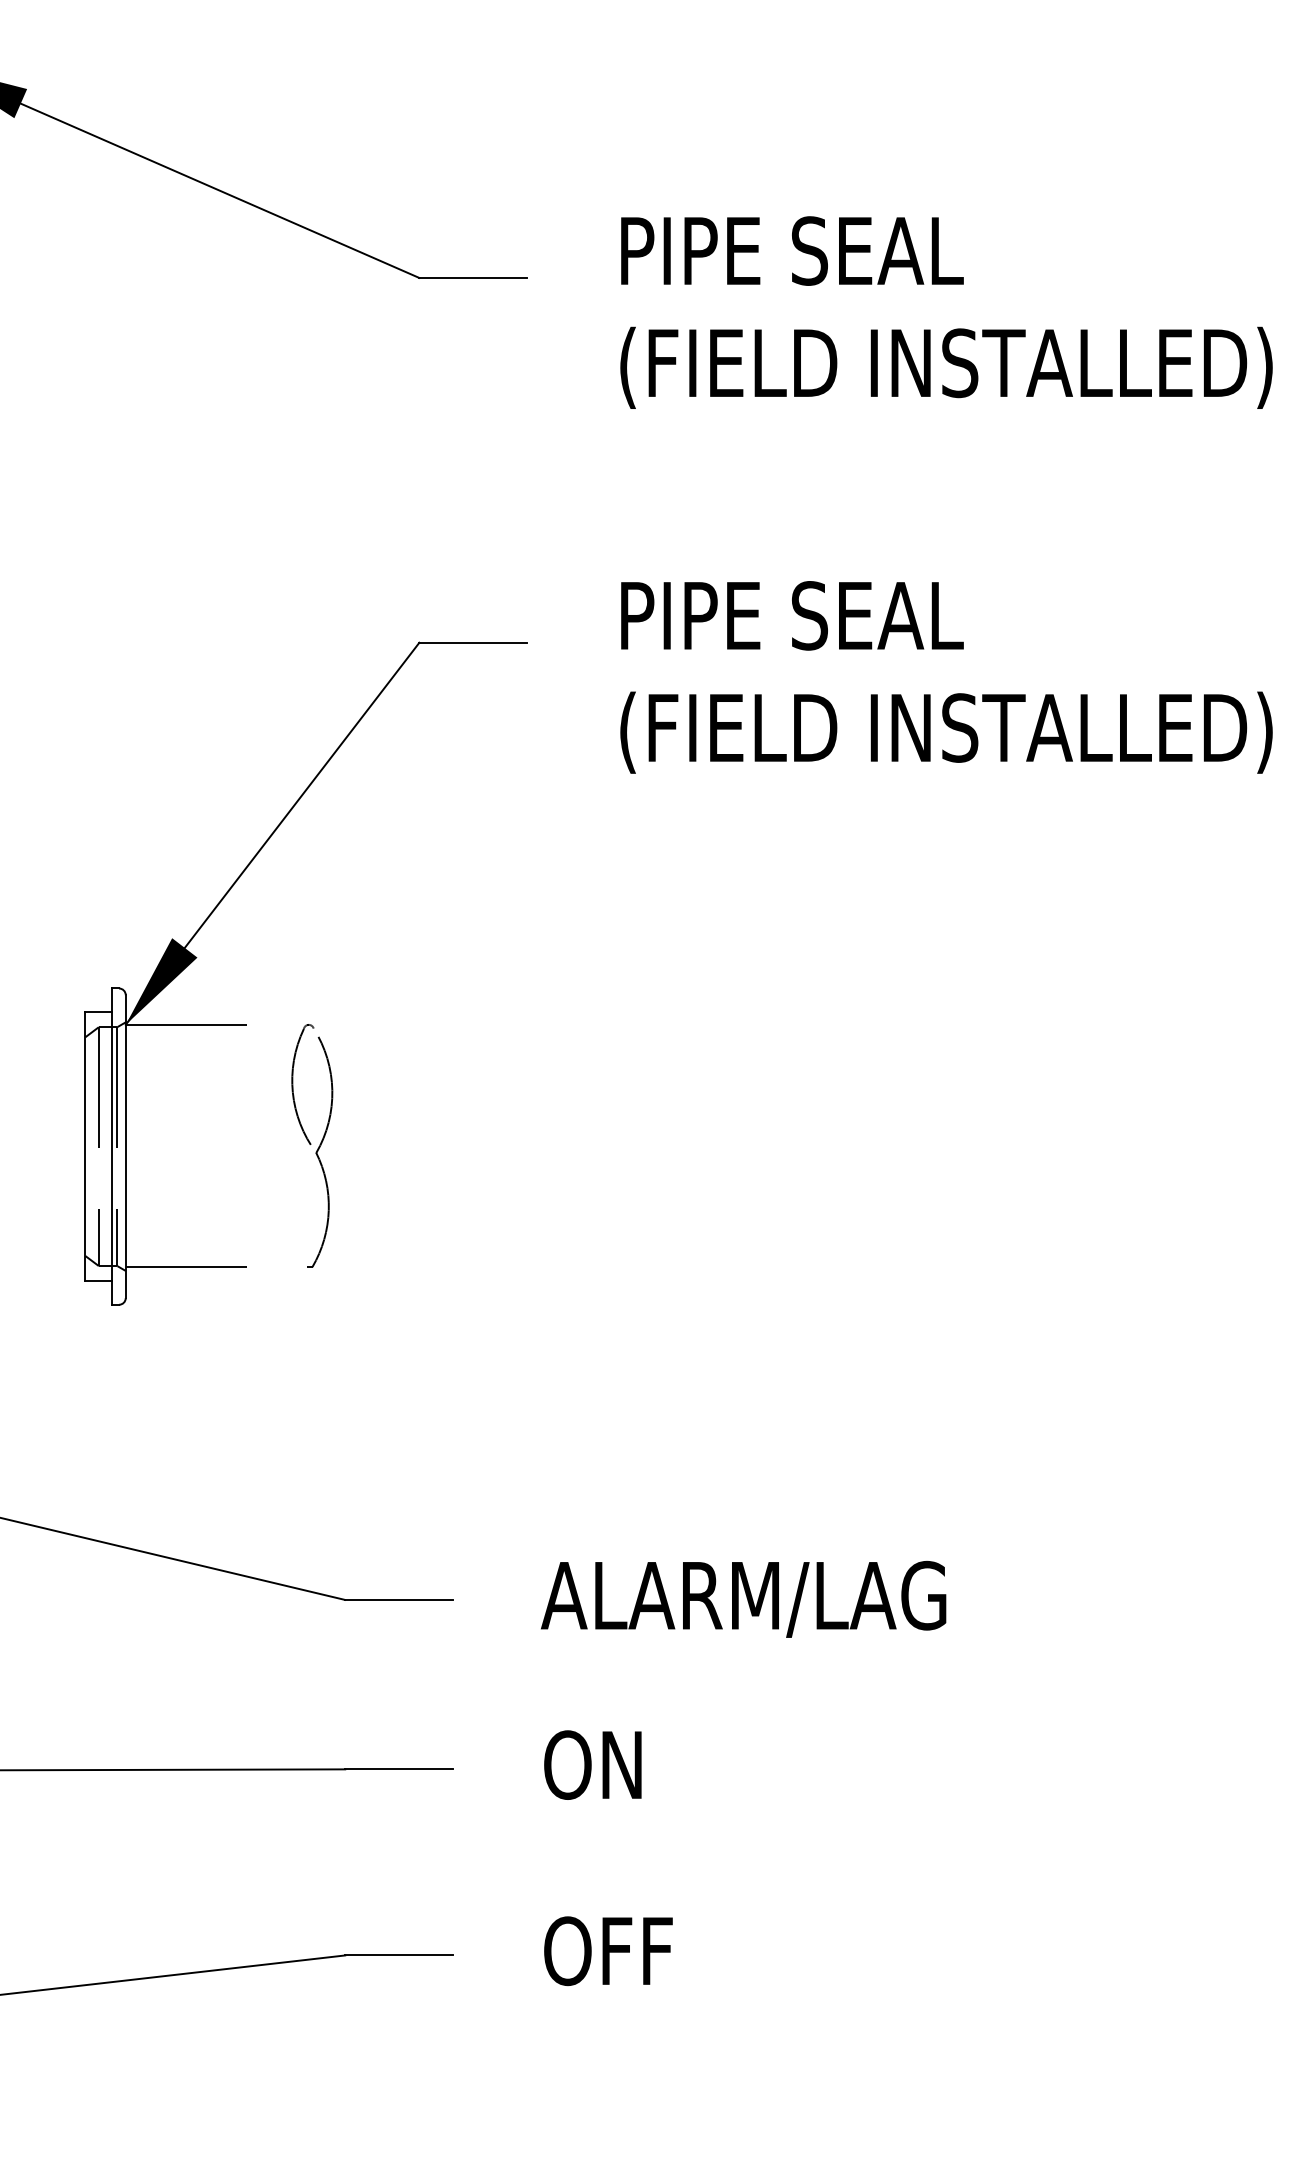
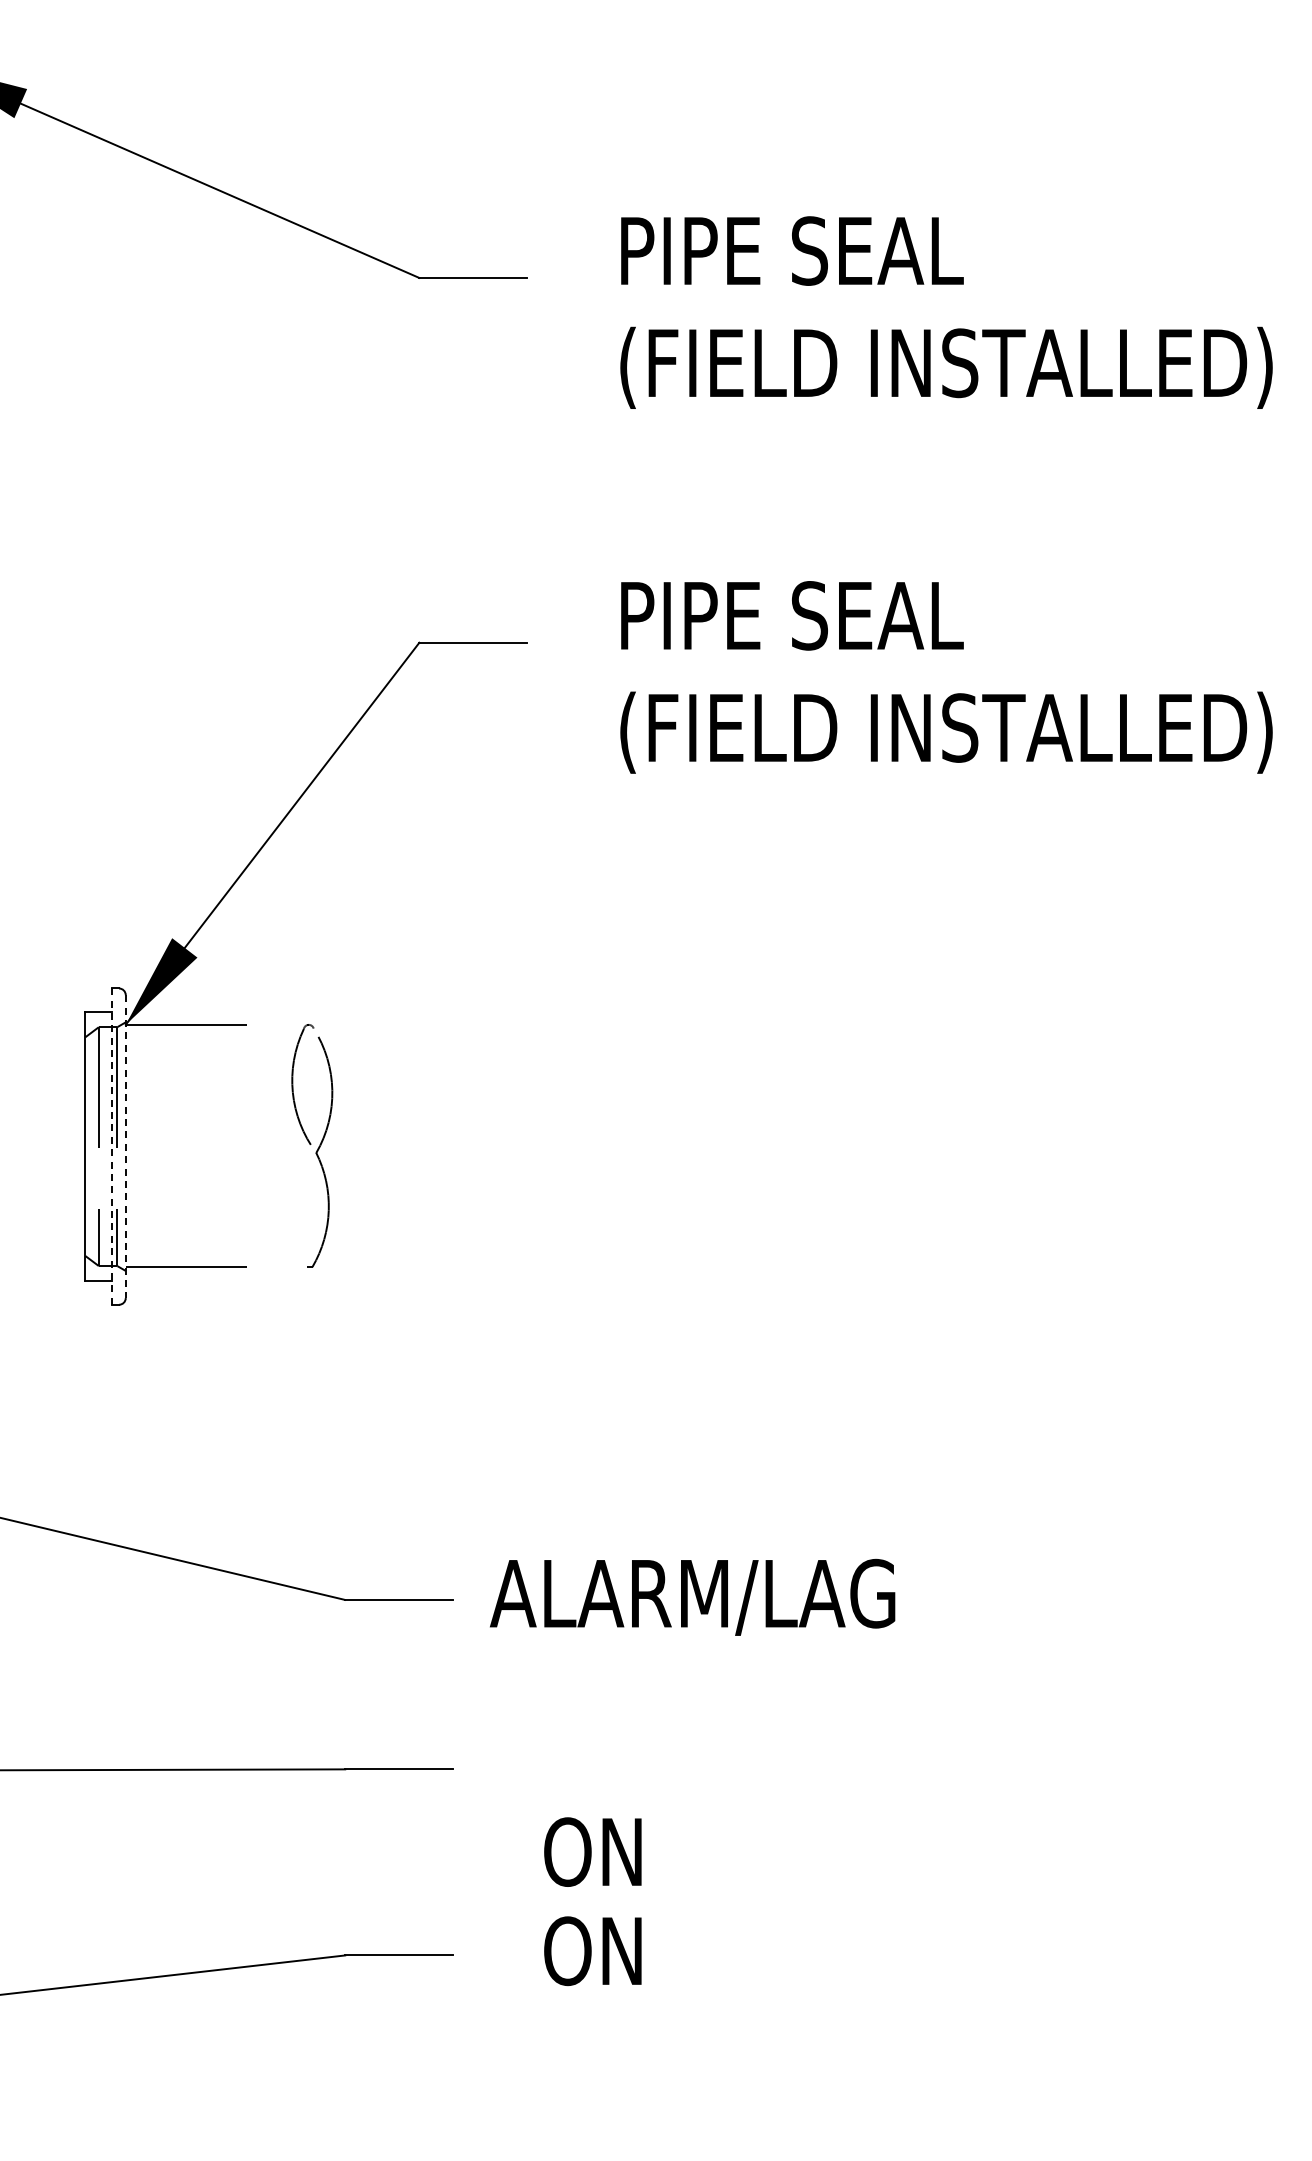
line: solid -> dashed (112, 1146)
line: solid -> dashed (125, 1147)
text position: (743, 1598) -> (692, 1596) (692, 1596)
text position: (592, 1764) -> (592, 1851) (592, 1851)
text: OFF -> ON (640, 1950)
